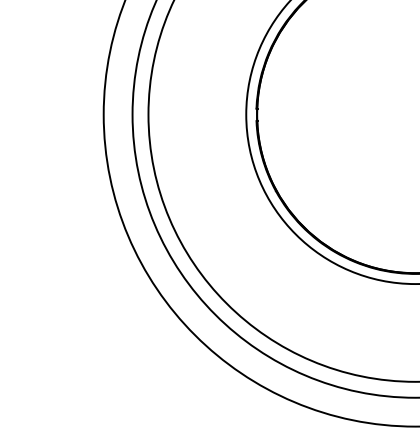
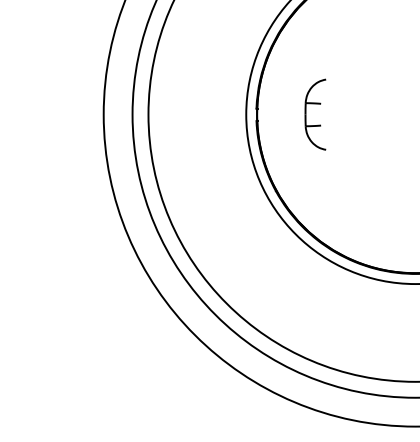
part: none -> present (306, 114)
